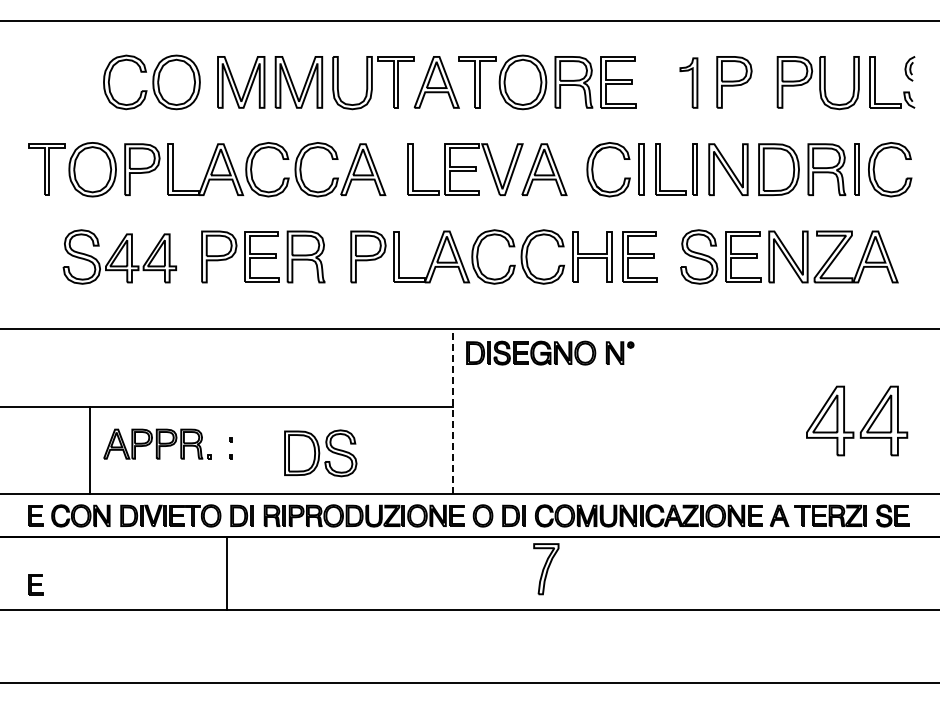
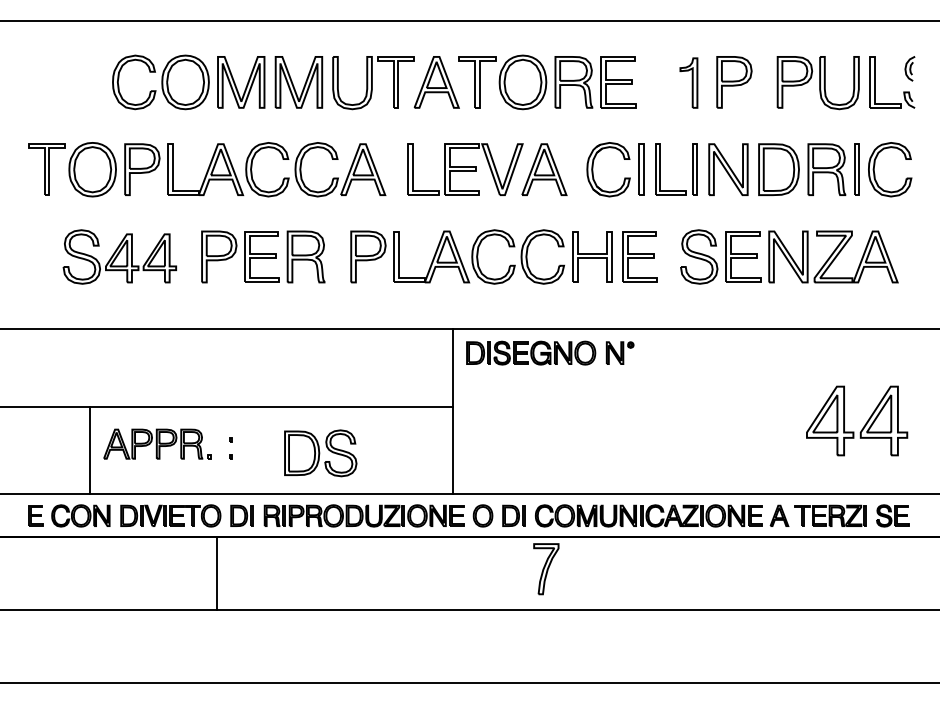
part position: (151, 82) -> (160, 82) (160, 82)
line: dashed -> solid (453, 411)
line position: (226, 573) -> (216, 573) (216, 573)
part: present -> none (35, 584)
